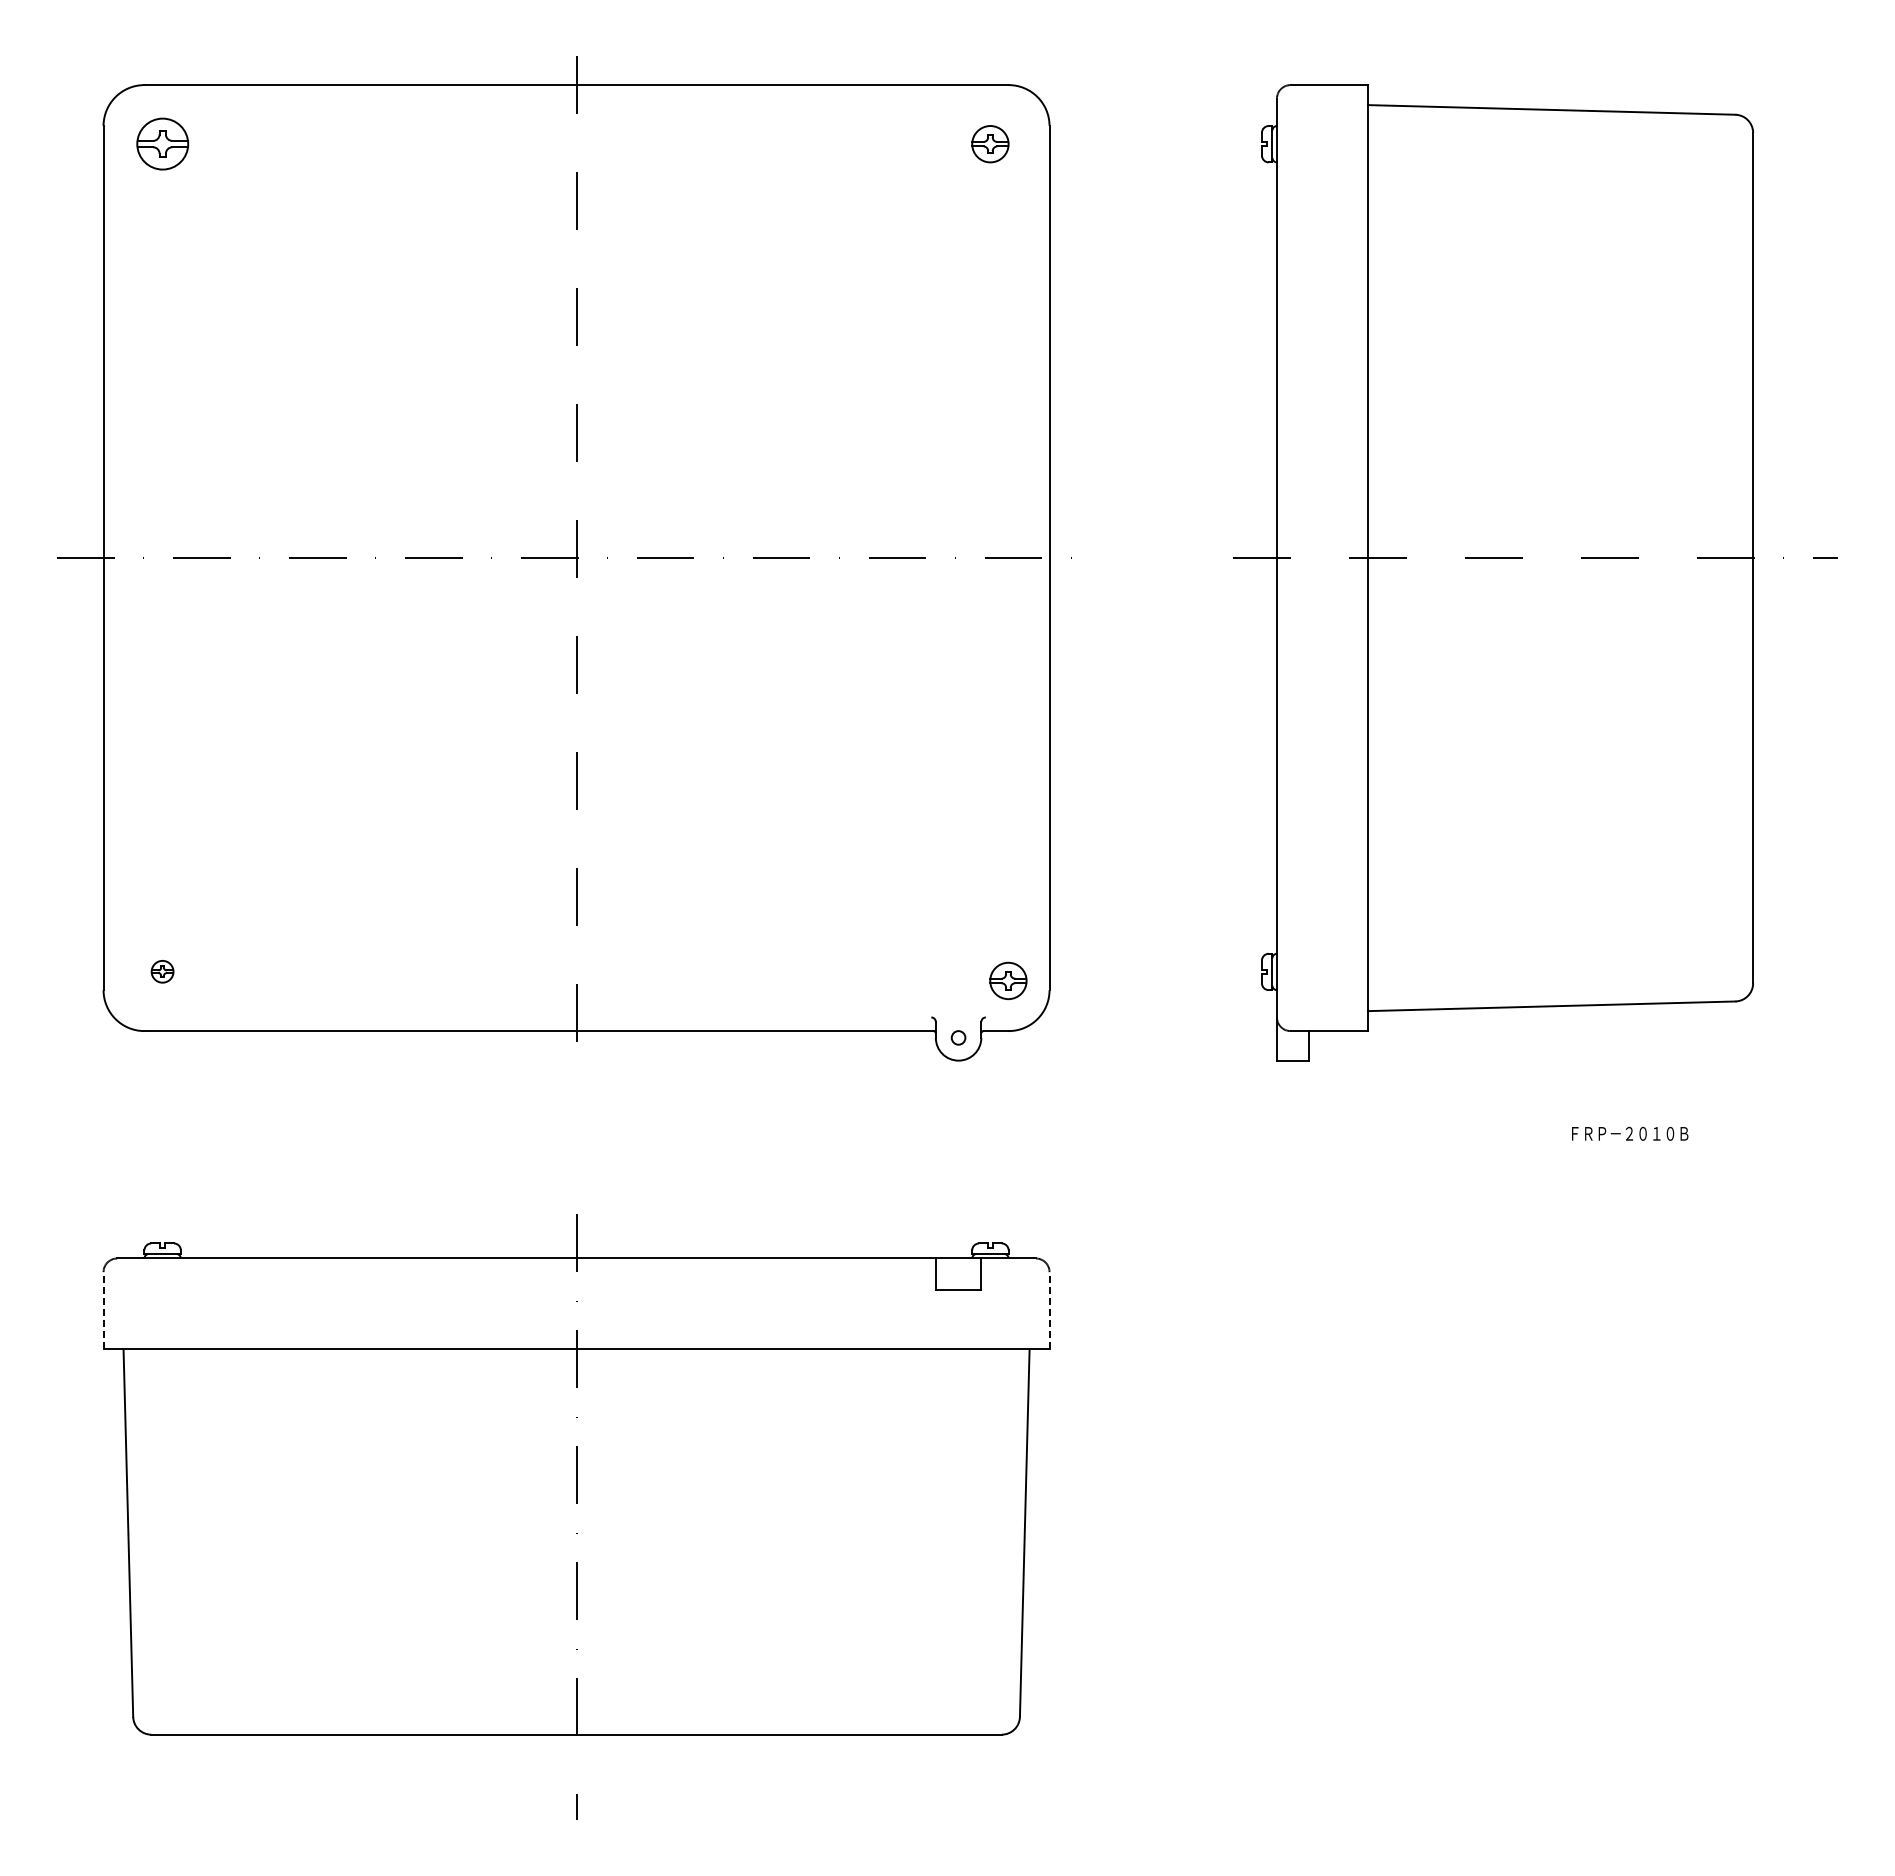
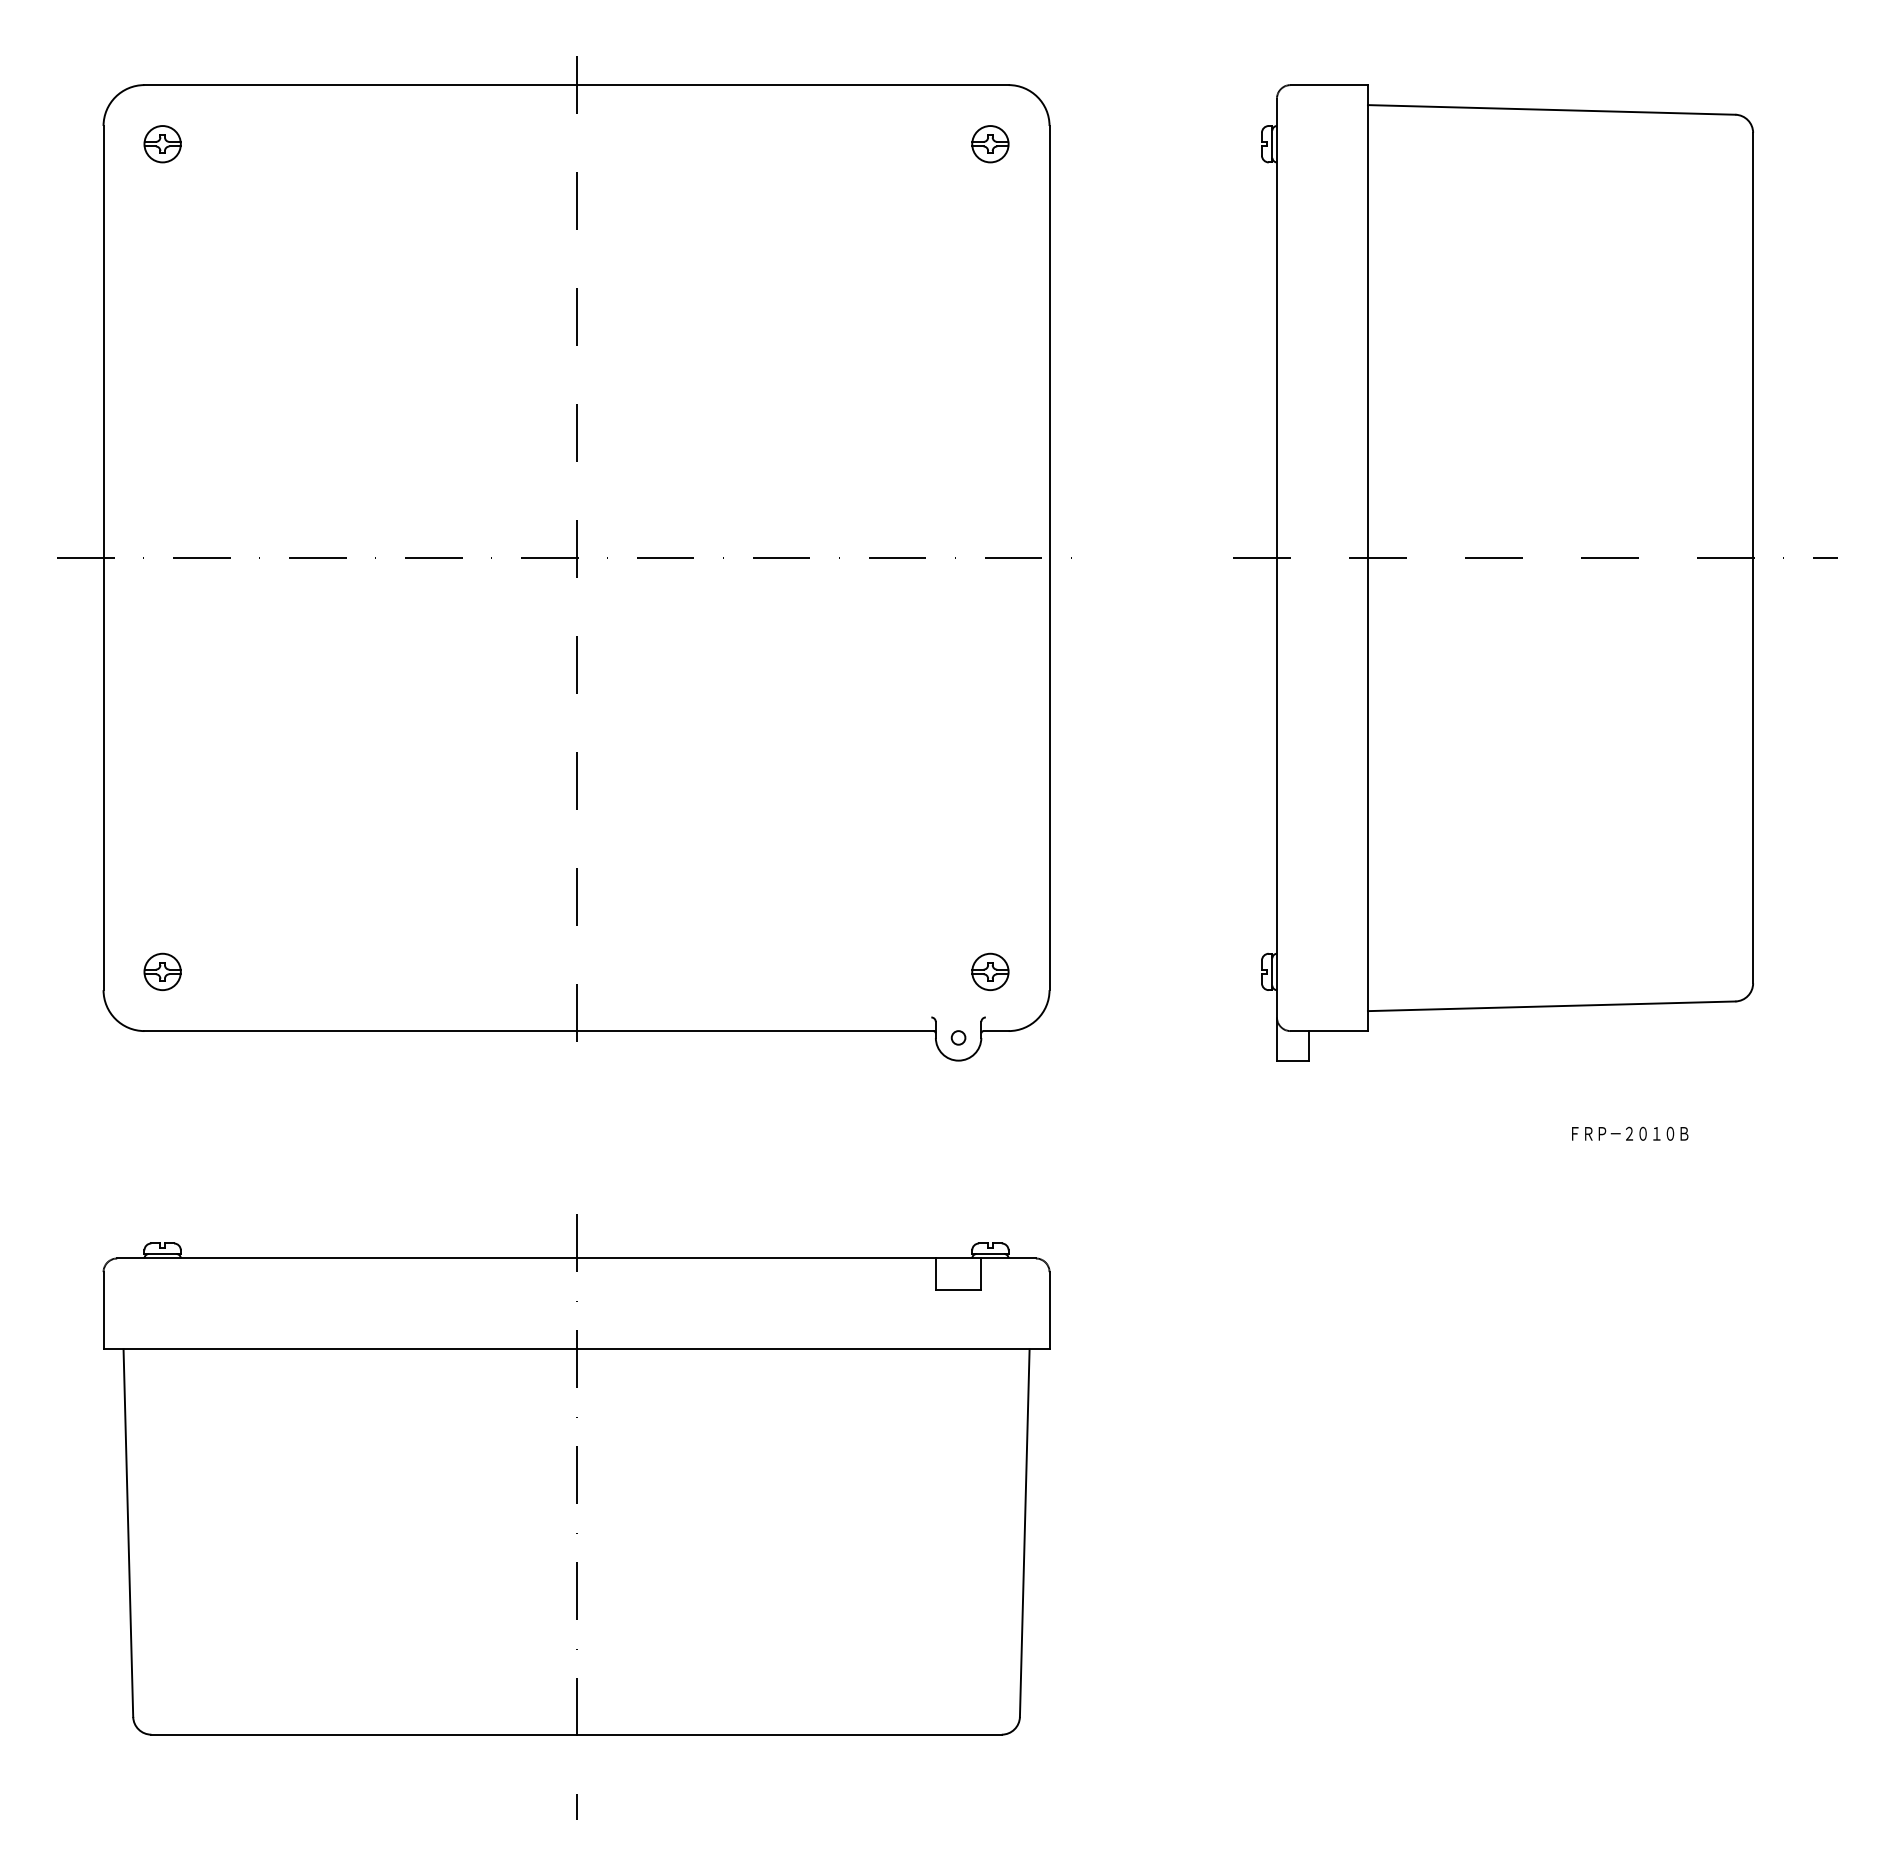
part size: 54x54 px -> 39x39 px (162, 144)
part size: 25x24 px -> 39x39 px (162, 971)
part position: (1008, 980) -> (990, 971) (990, 971)
line: dashed -> solid (103, 1310)
line: dashed -> solid (1049, 1310)
